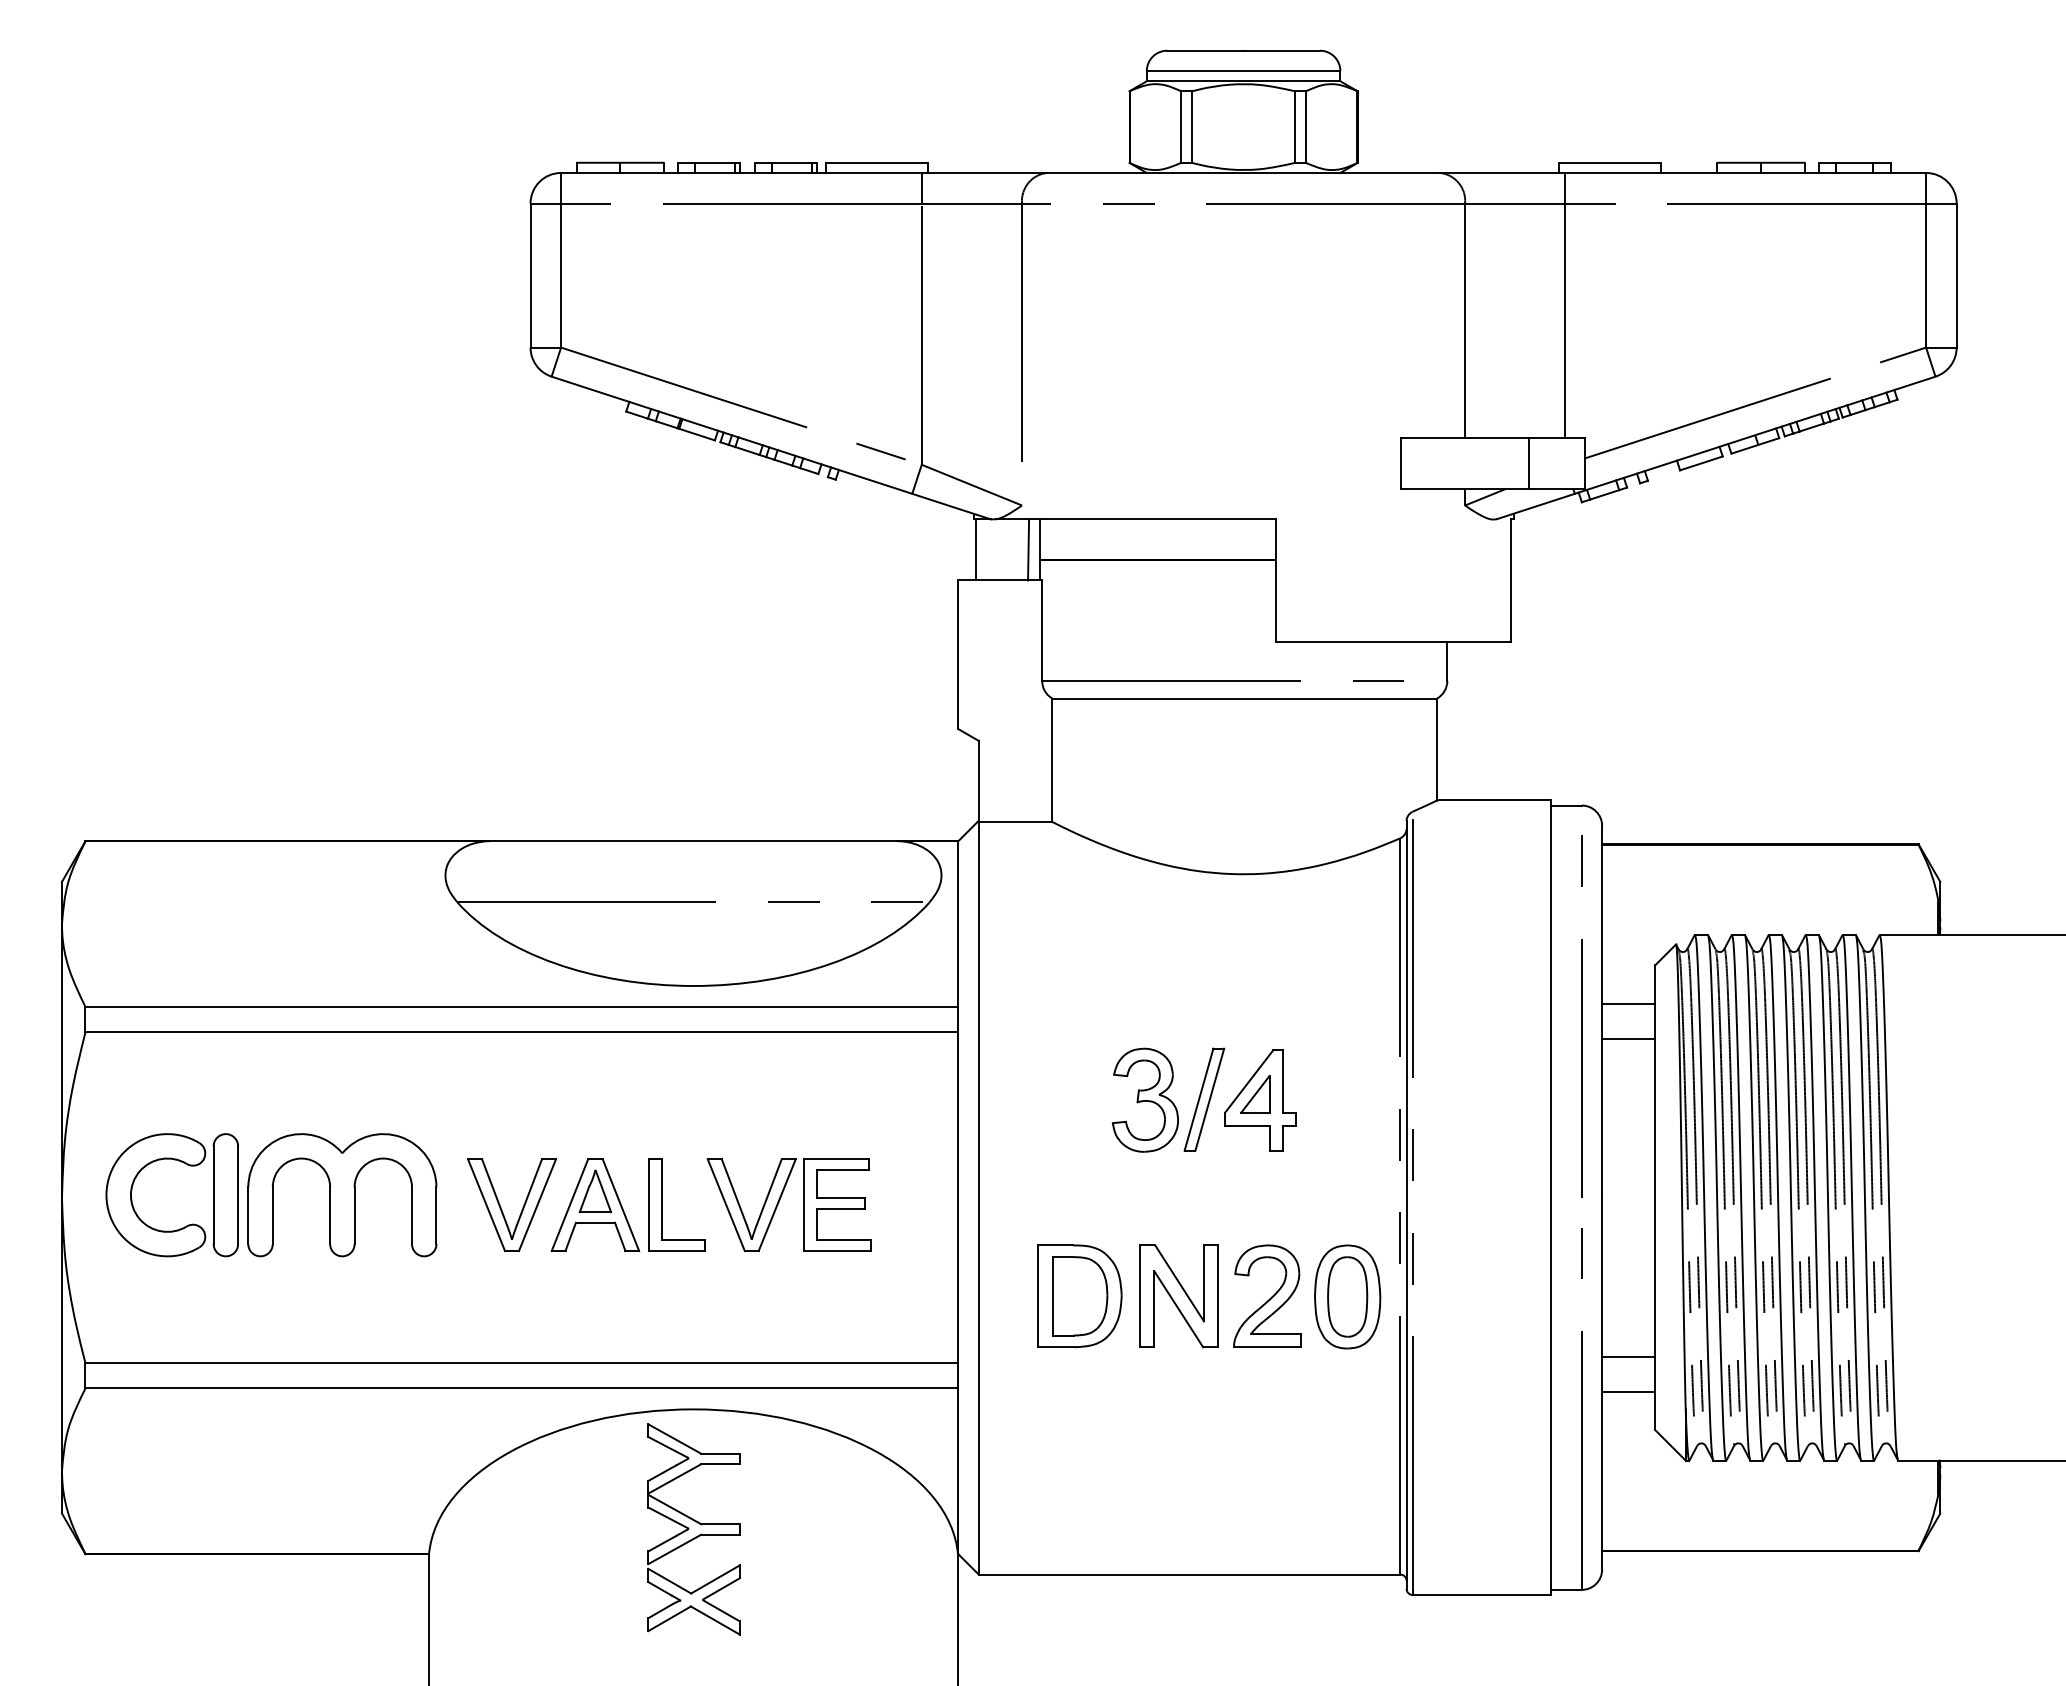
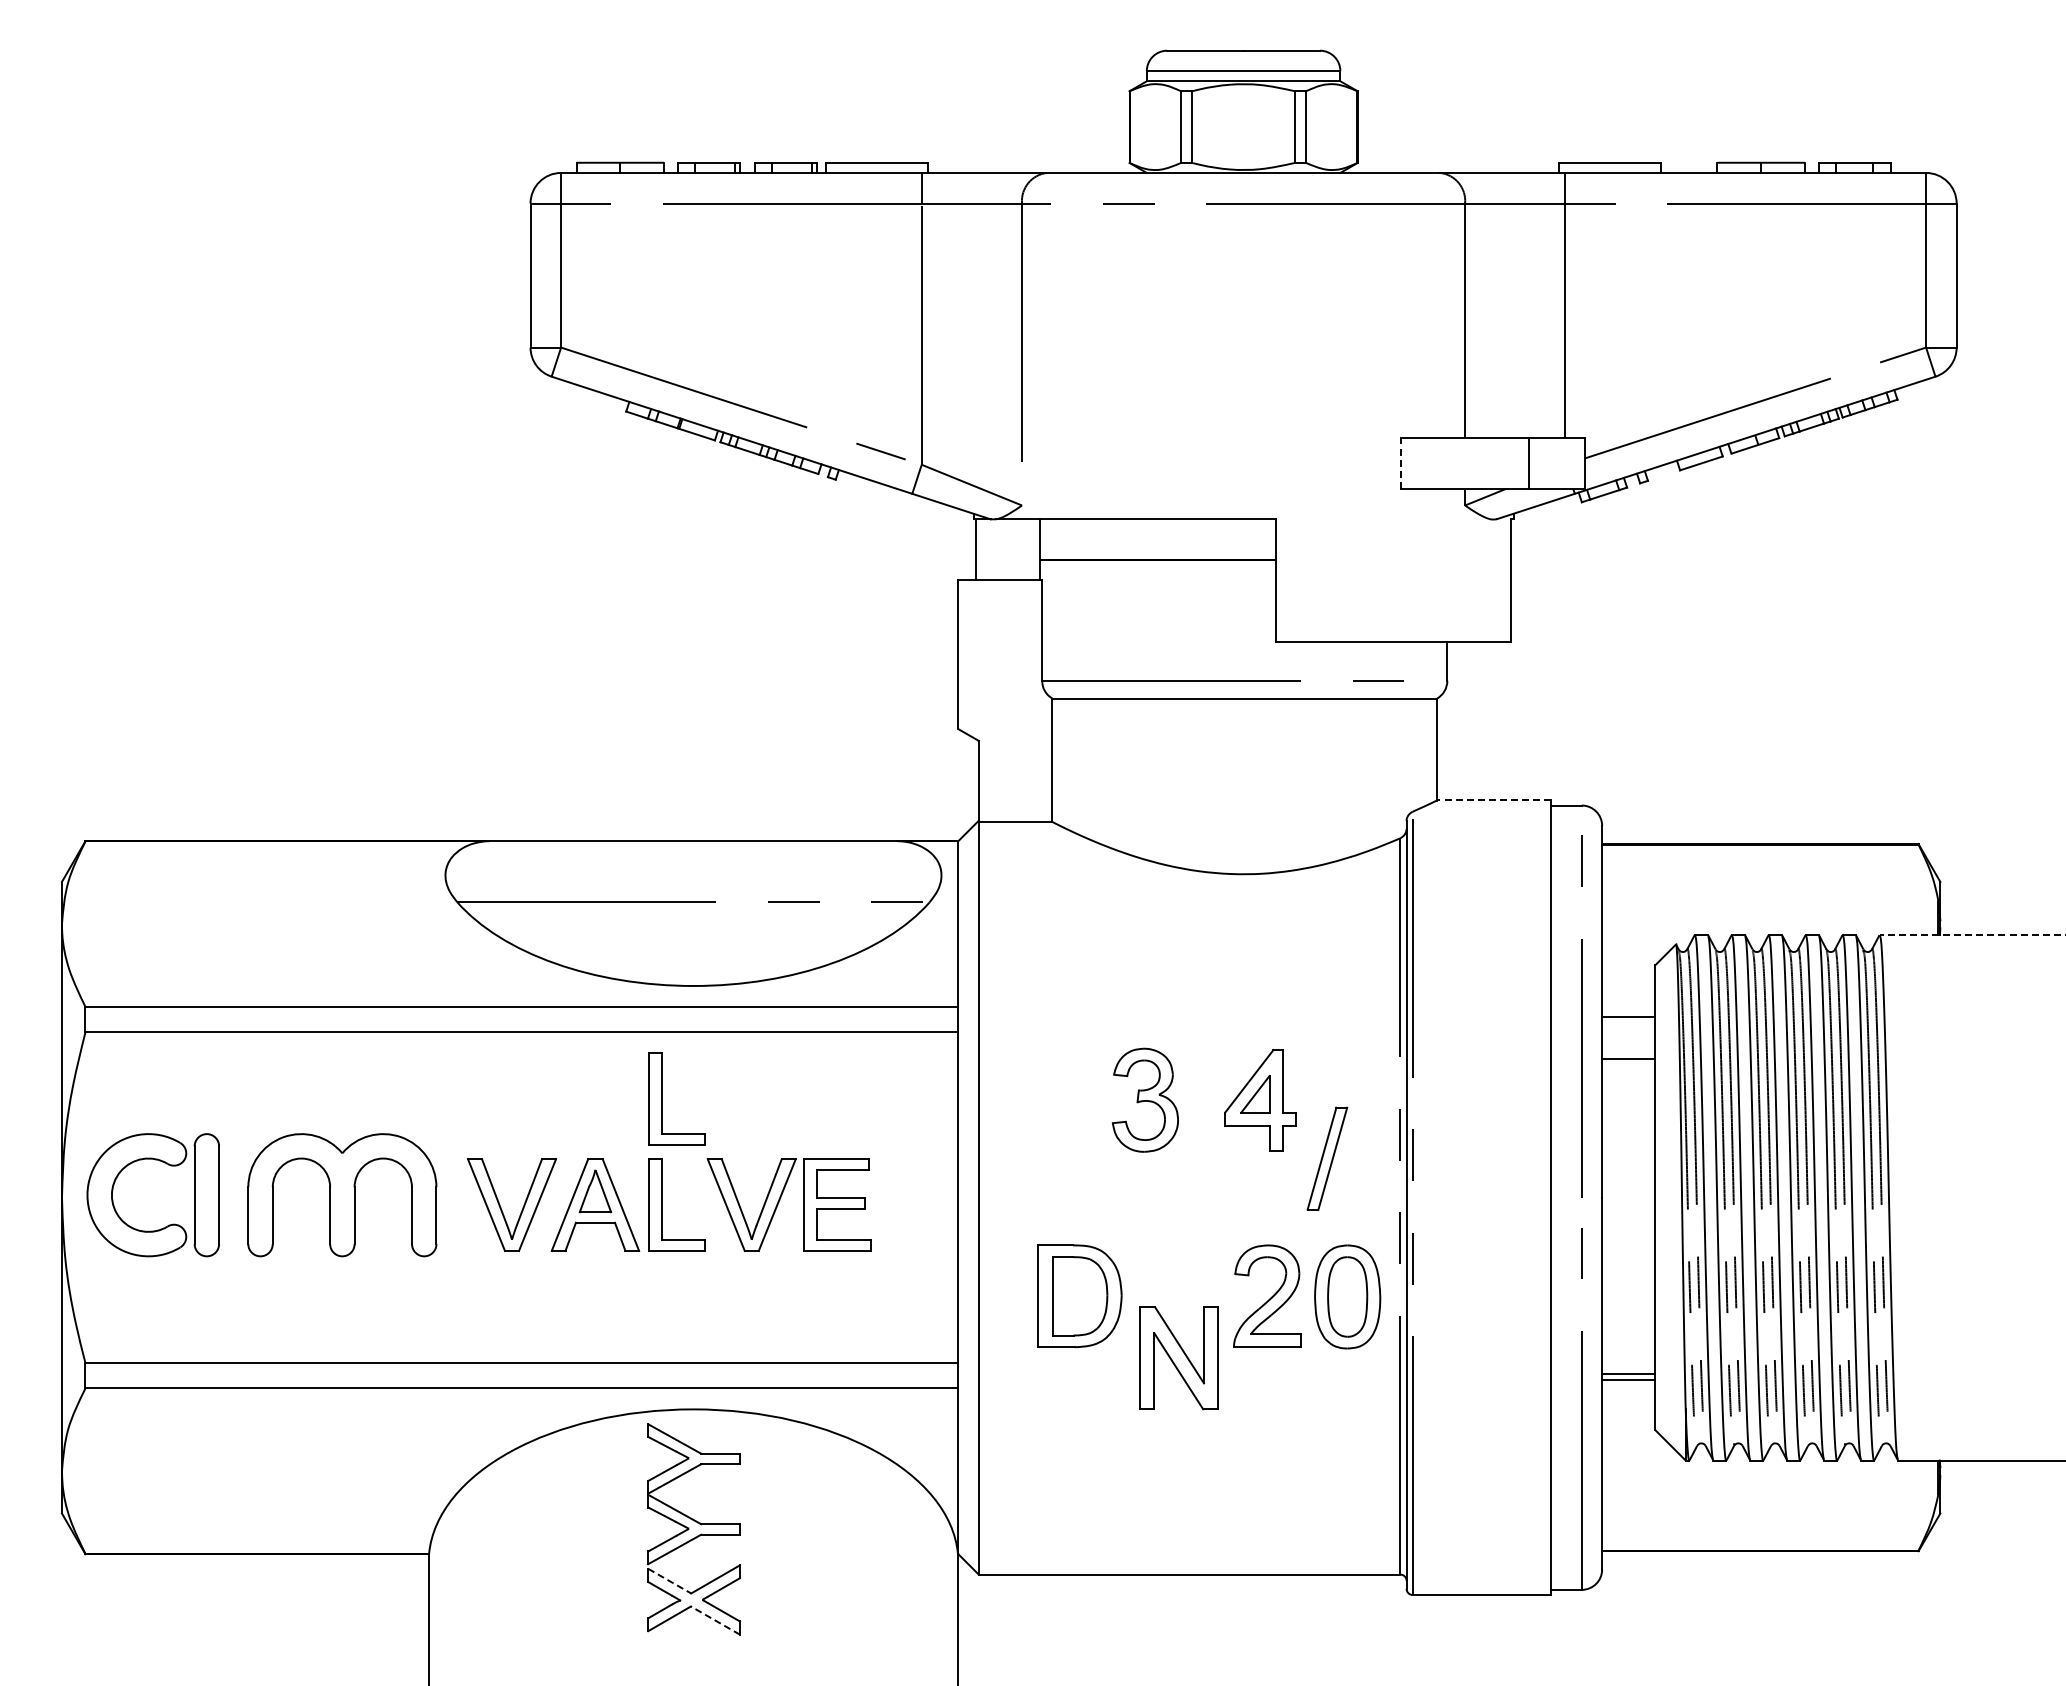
line: solid -> dashed (1401, 462)
line: present -> none (1028, 549)
line: solid -> dashed (1493, 800)
line: solid -> dashed (1972, 934)
line position: (1628, 1003) -> (1628, 1016) (1628, 1016)
line position: (1628, 1038) -> (1628, 1058) (1628, 1058)
part: none -> present (662, 1098)
part position: (1204, 1099) -> (1327, 1158) (1327, 1158)
part position: (186, 1225) -> (167, 1225) (167, 1225)
part position: (1178, 1296) -> (1178, 1358) (1178, 1358)
line position: (1628, 1356) -> (1628, 1379) (1628, 1379)
line position: (1628, 1391) -> (1628, 1373) (1628, 1373)
line: solid -> dashed (669, 1581)
line: solid -> dashed (715, 1620)
